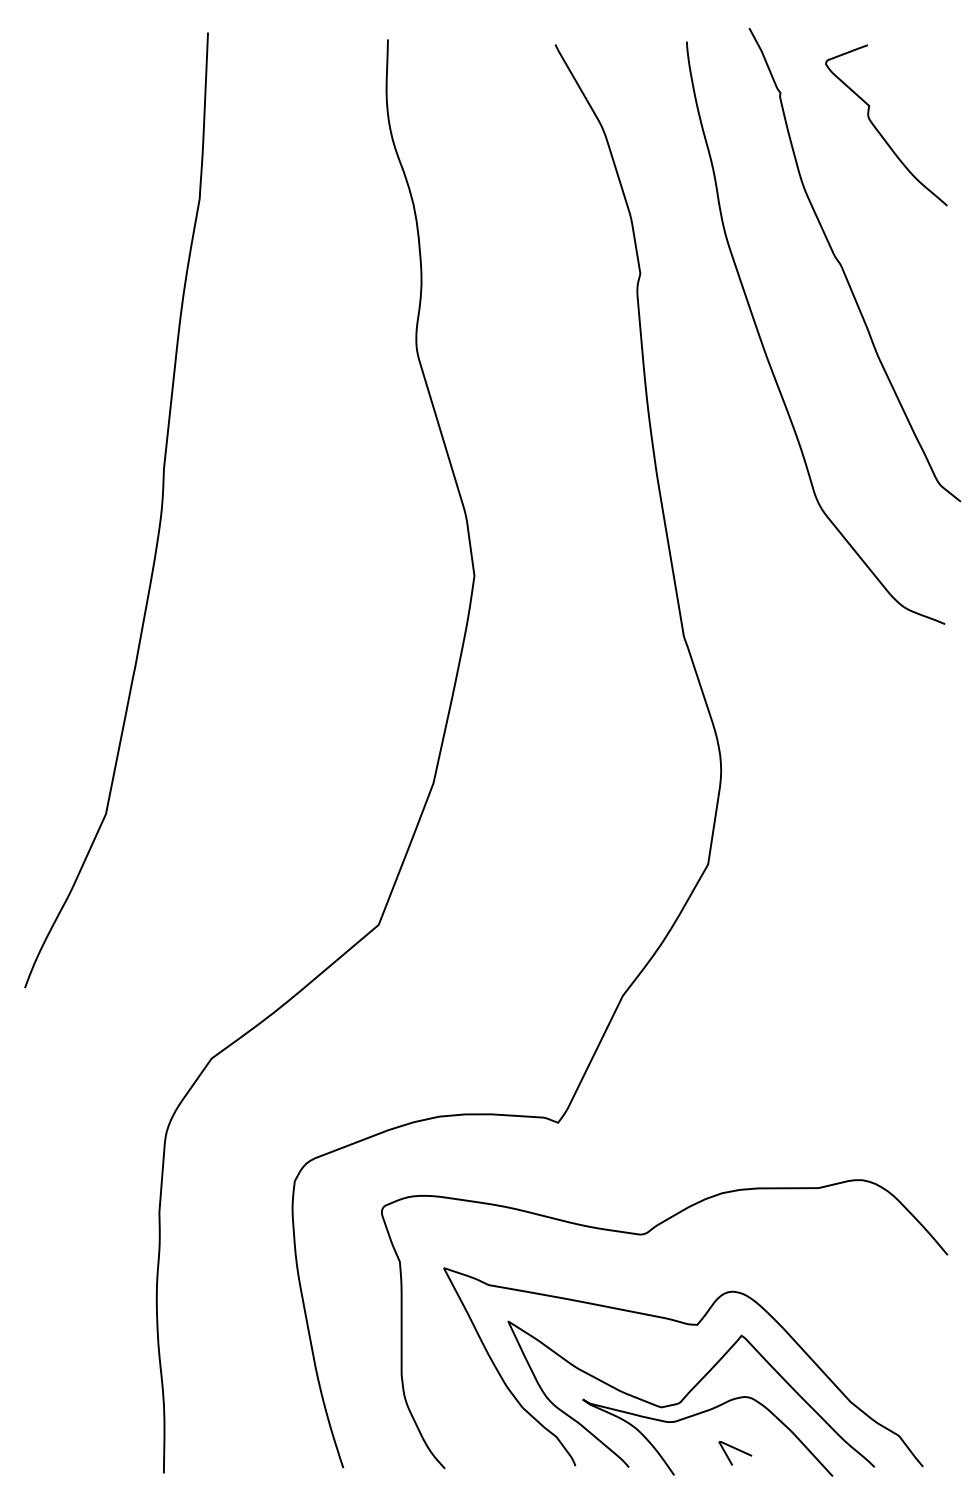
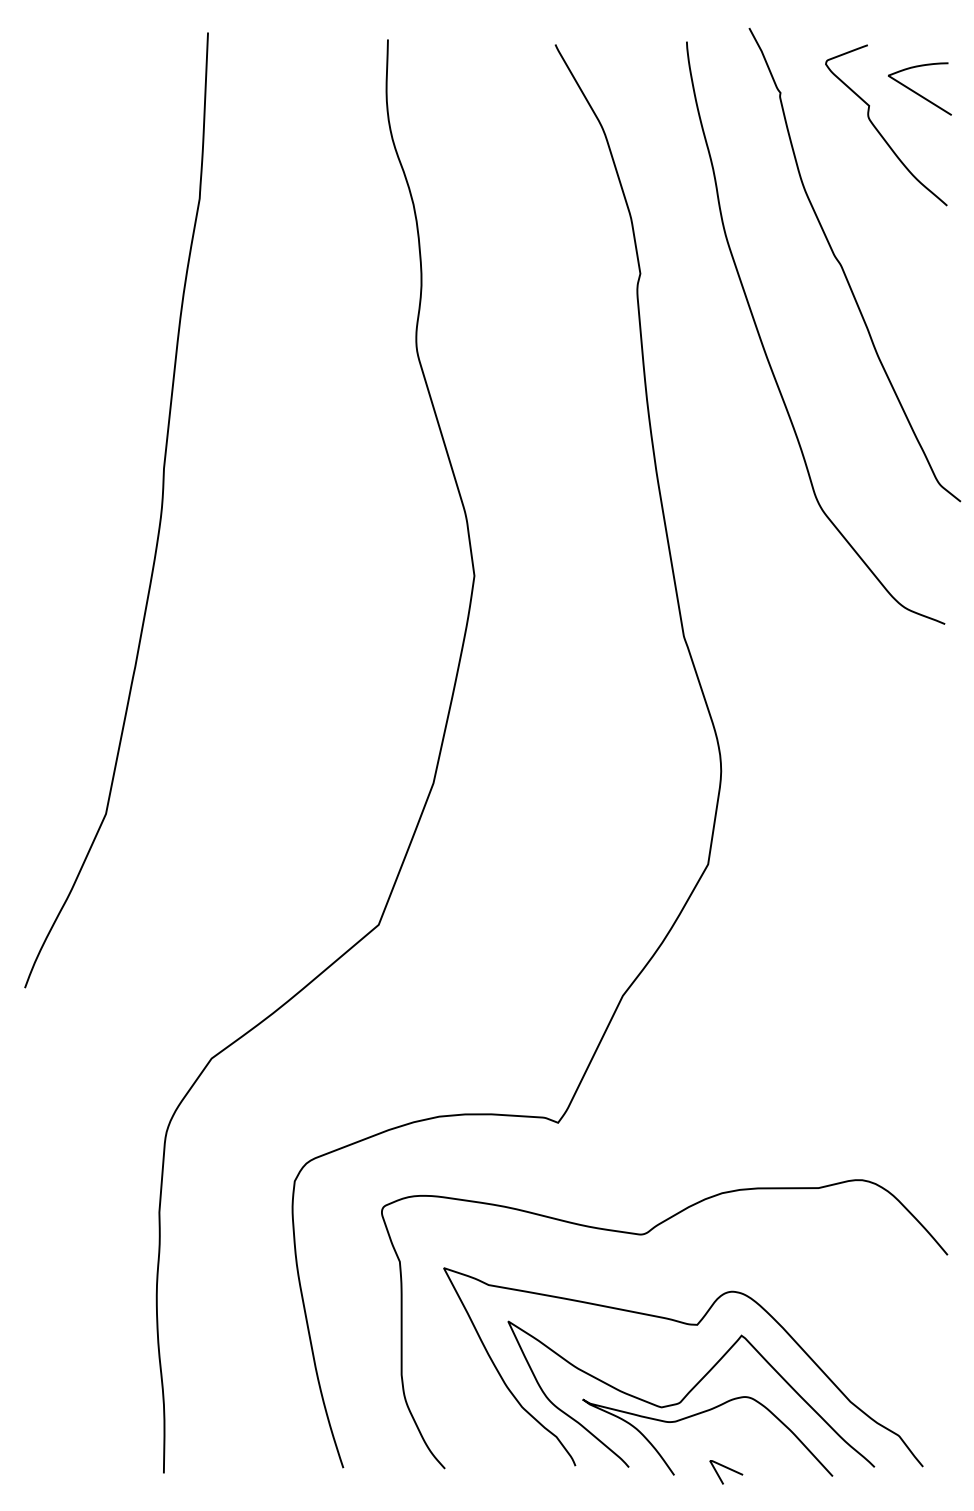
curve: none -> present (917, 92)
curve position: (737, 1450) -> (728, 1469) (728, 1469)
